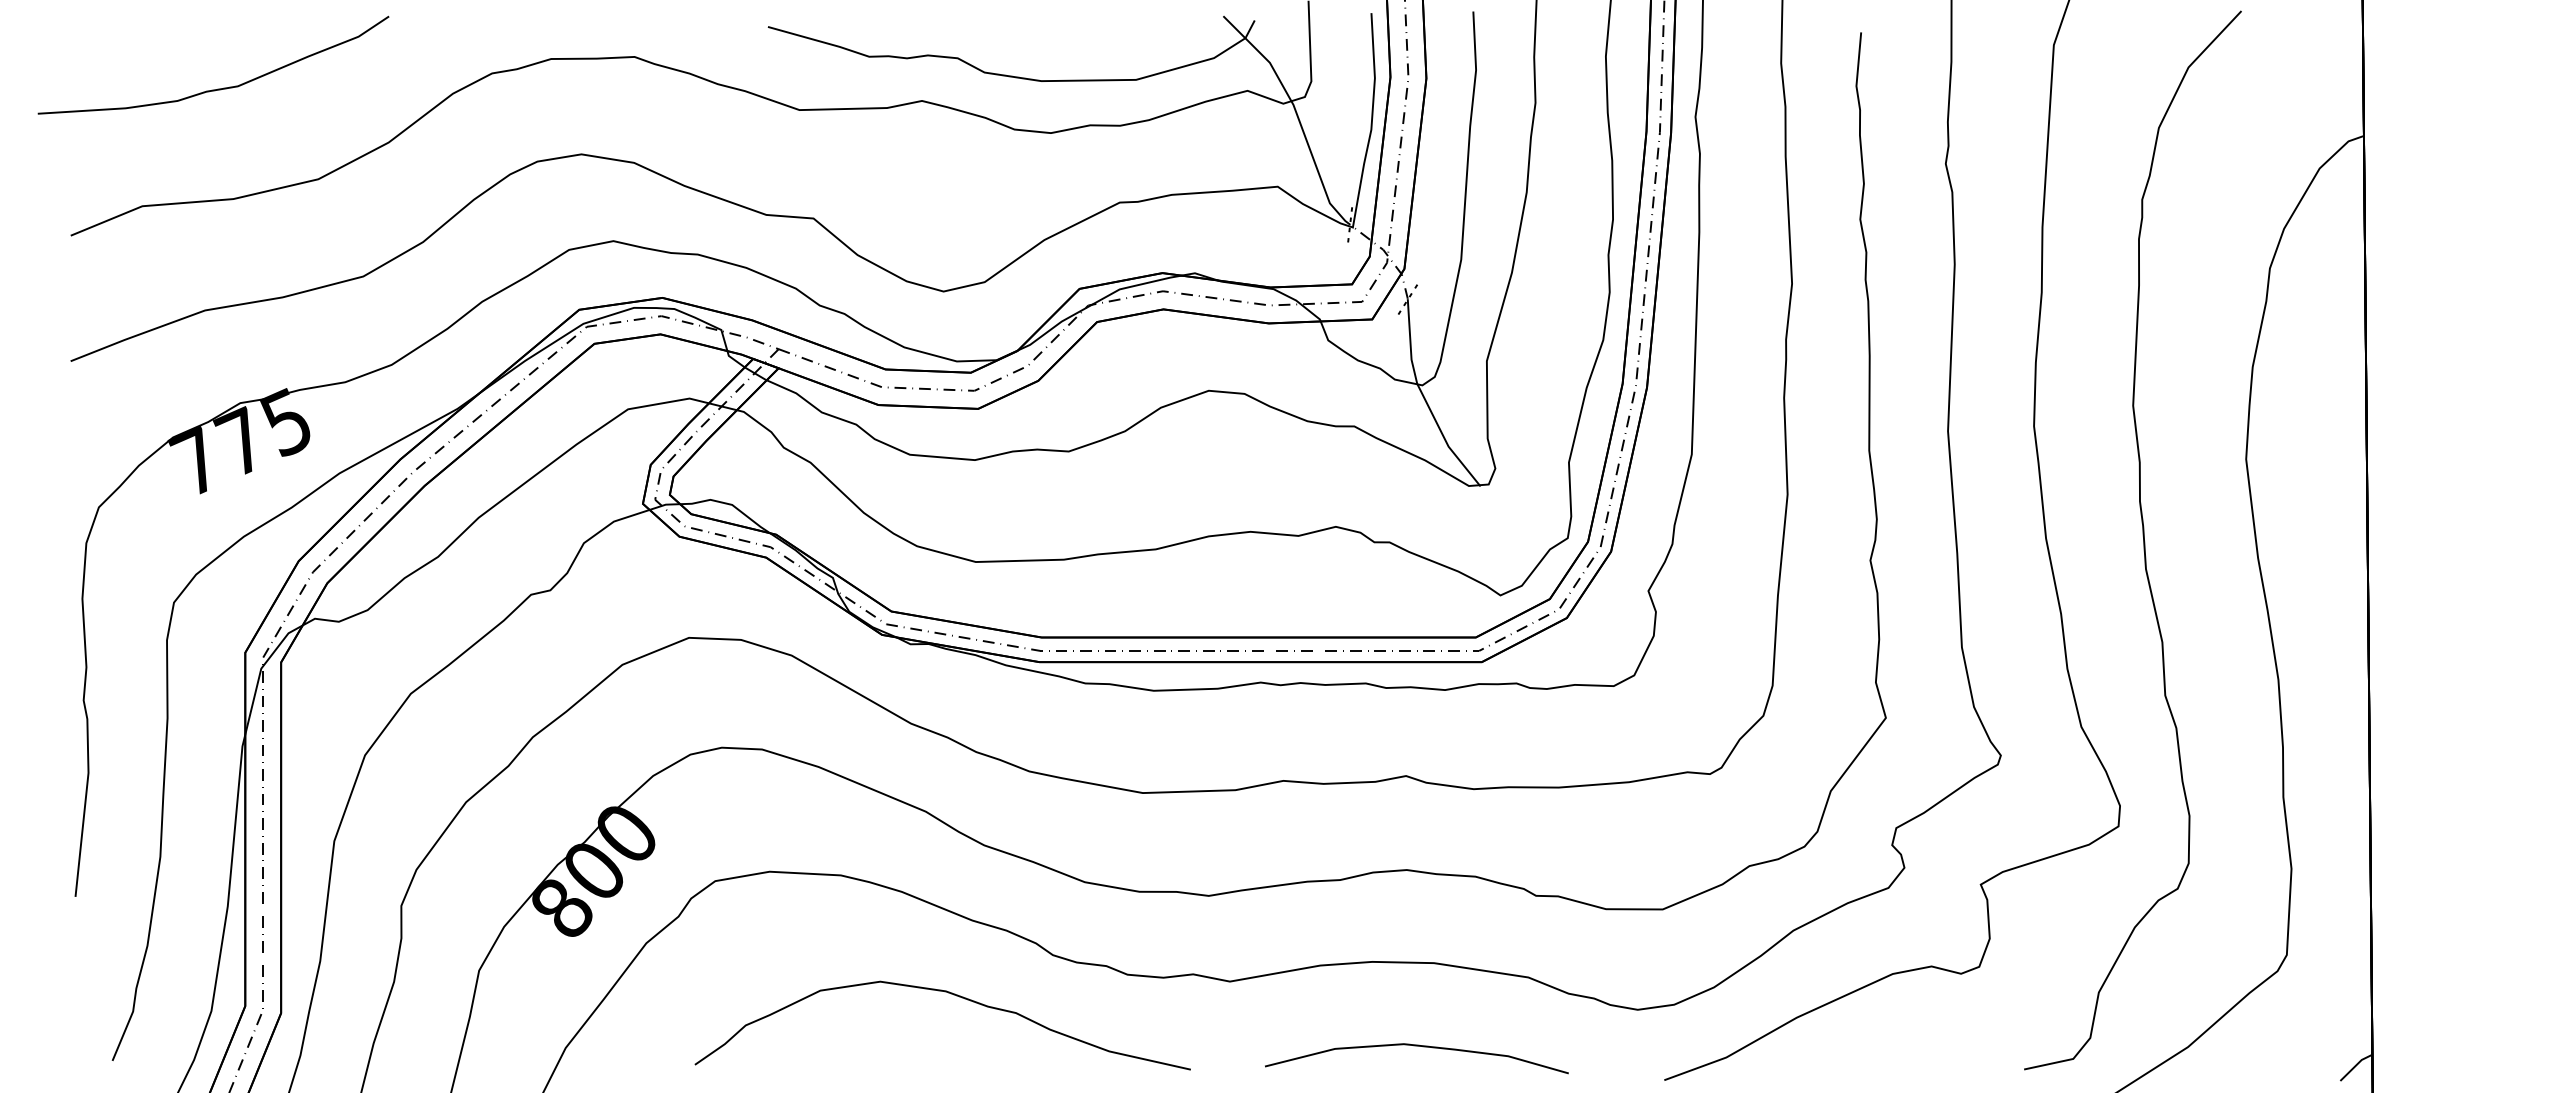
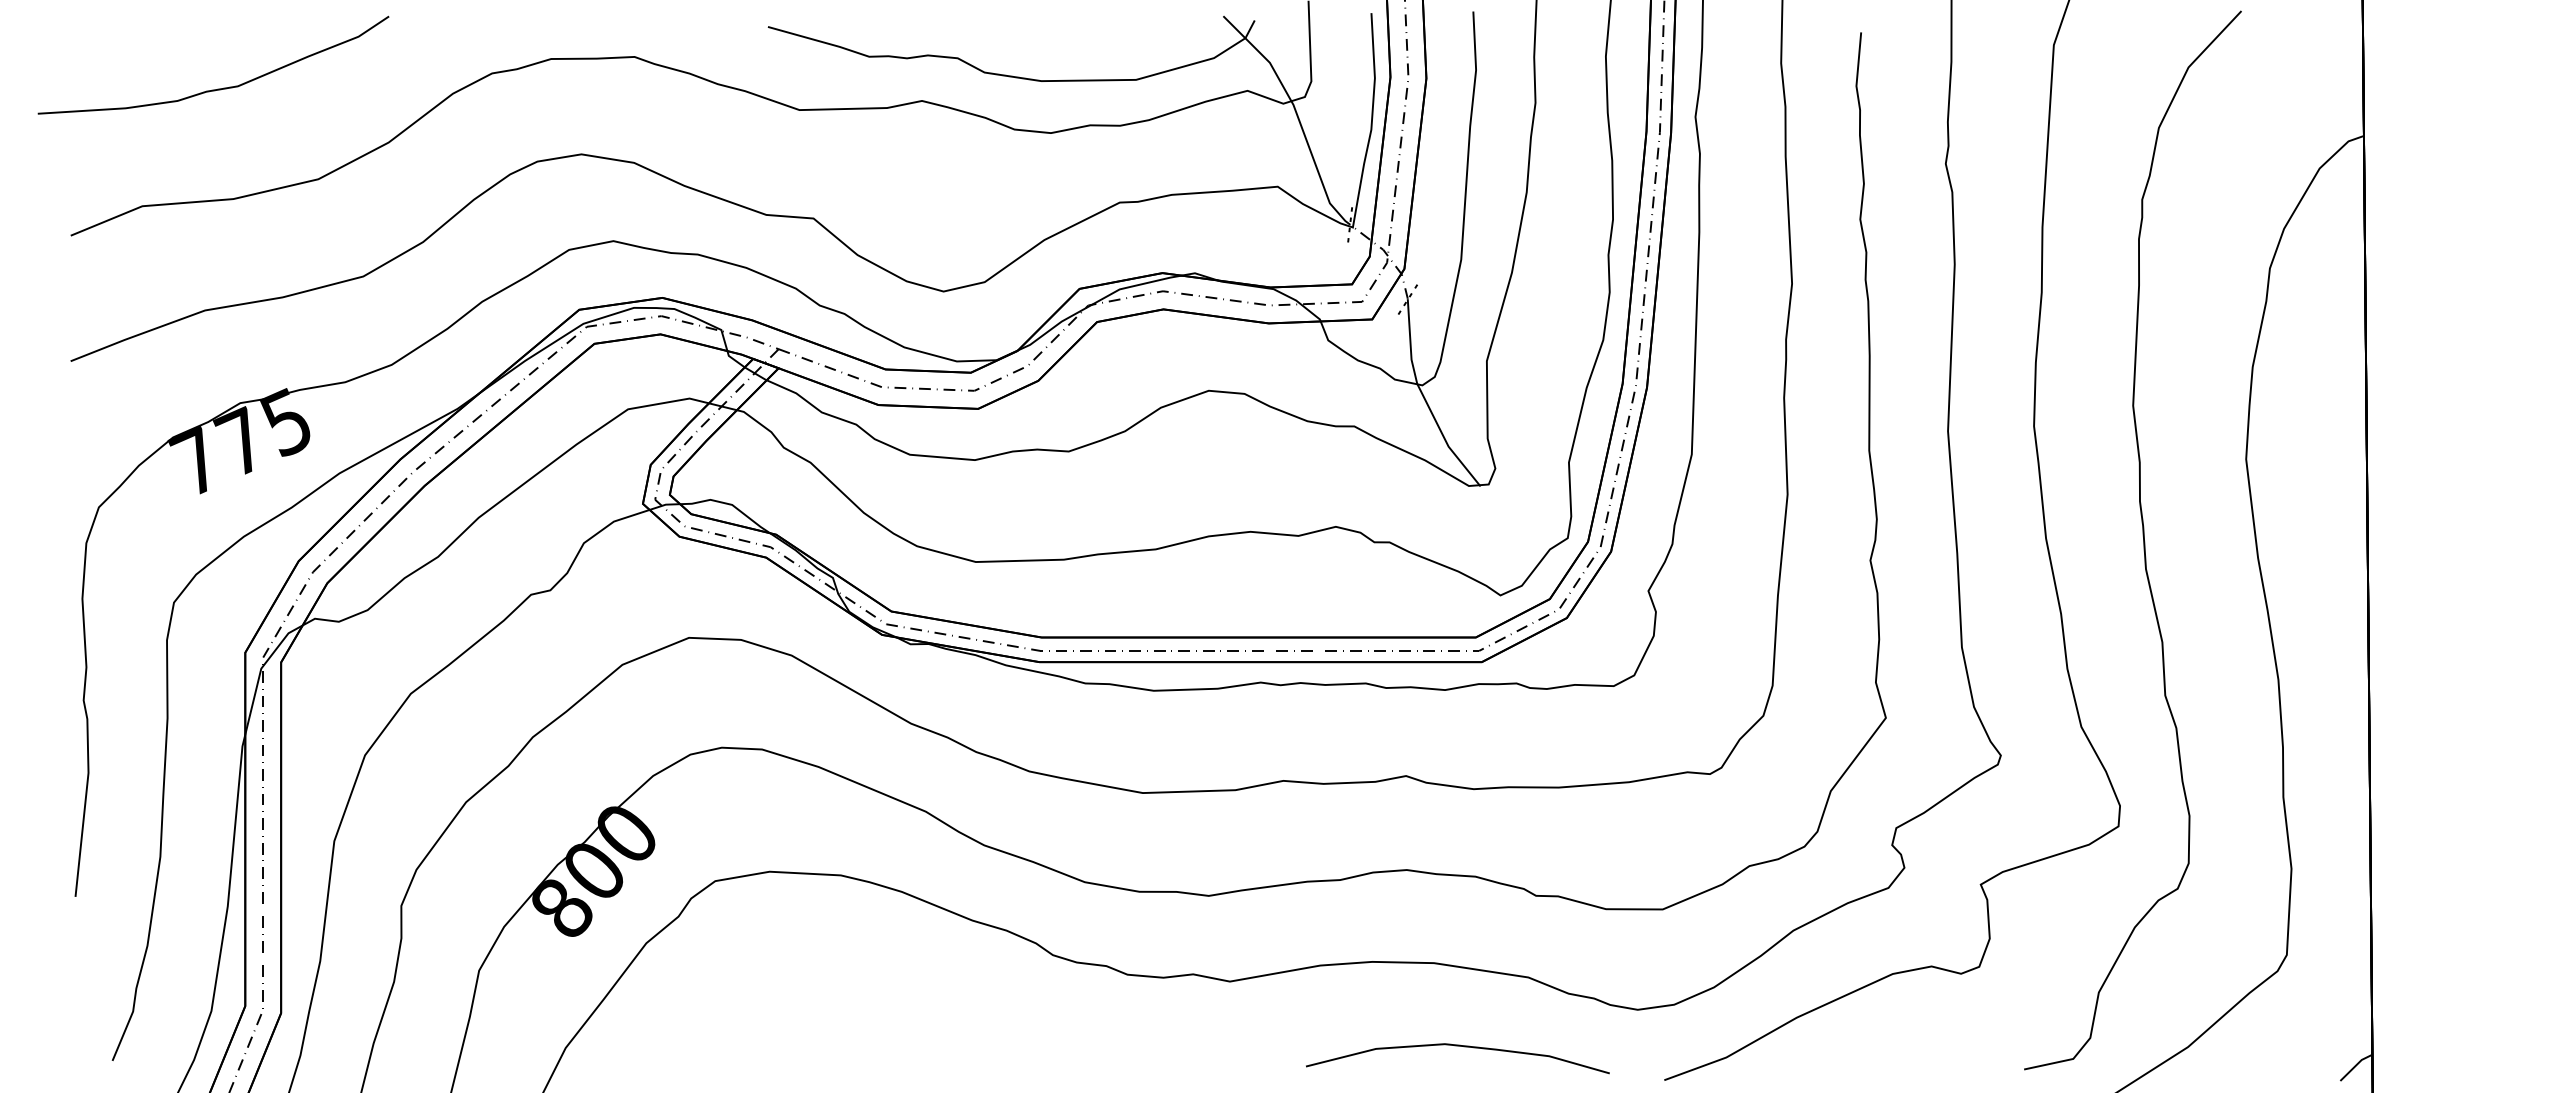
curve: present -> none (953, 995)
curve position: (1416, 1046) -> (1457, 1046) (1457, 1046)
